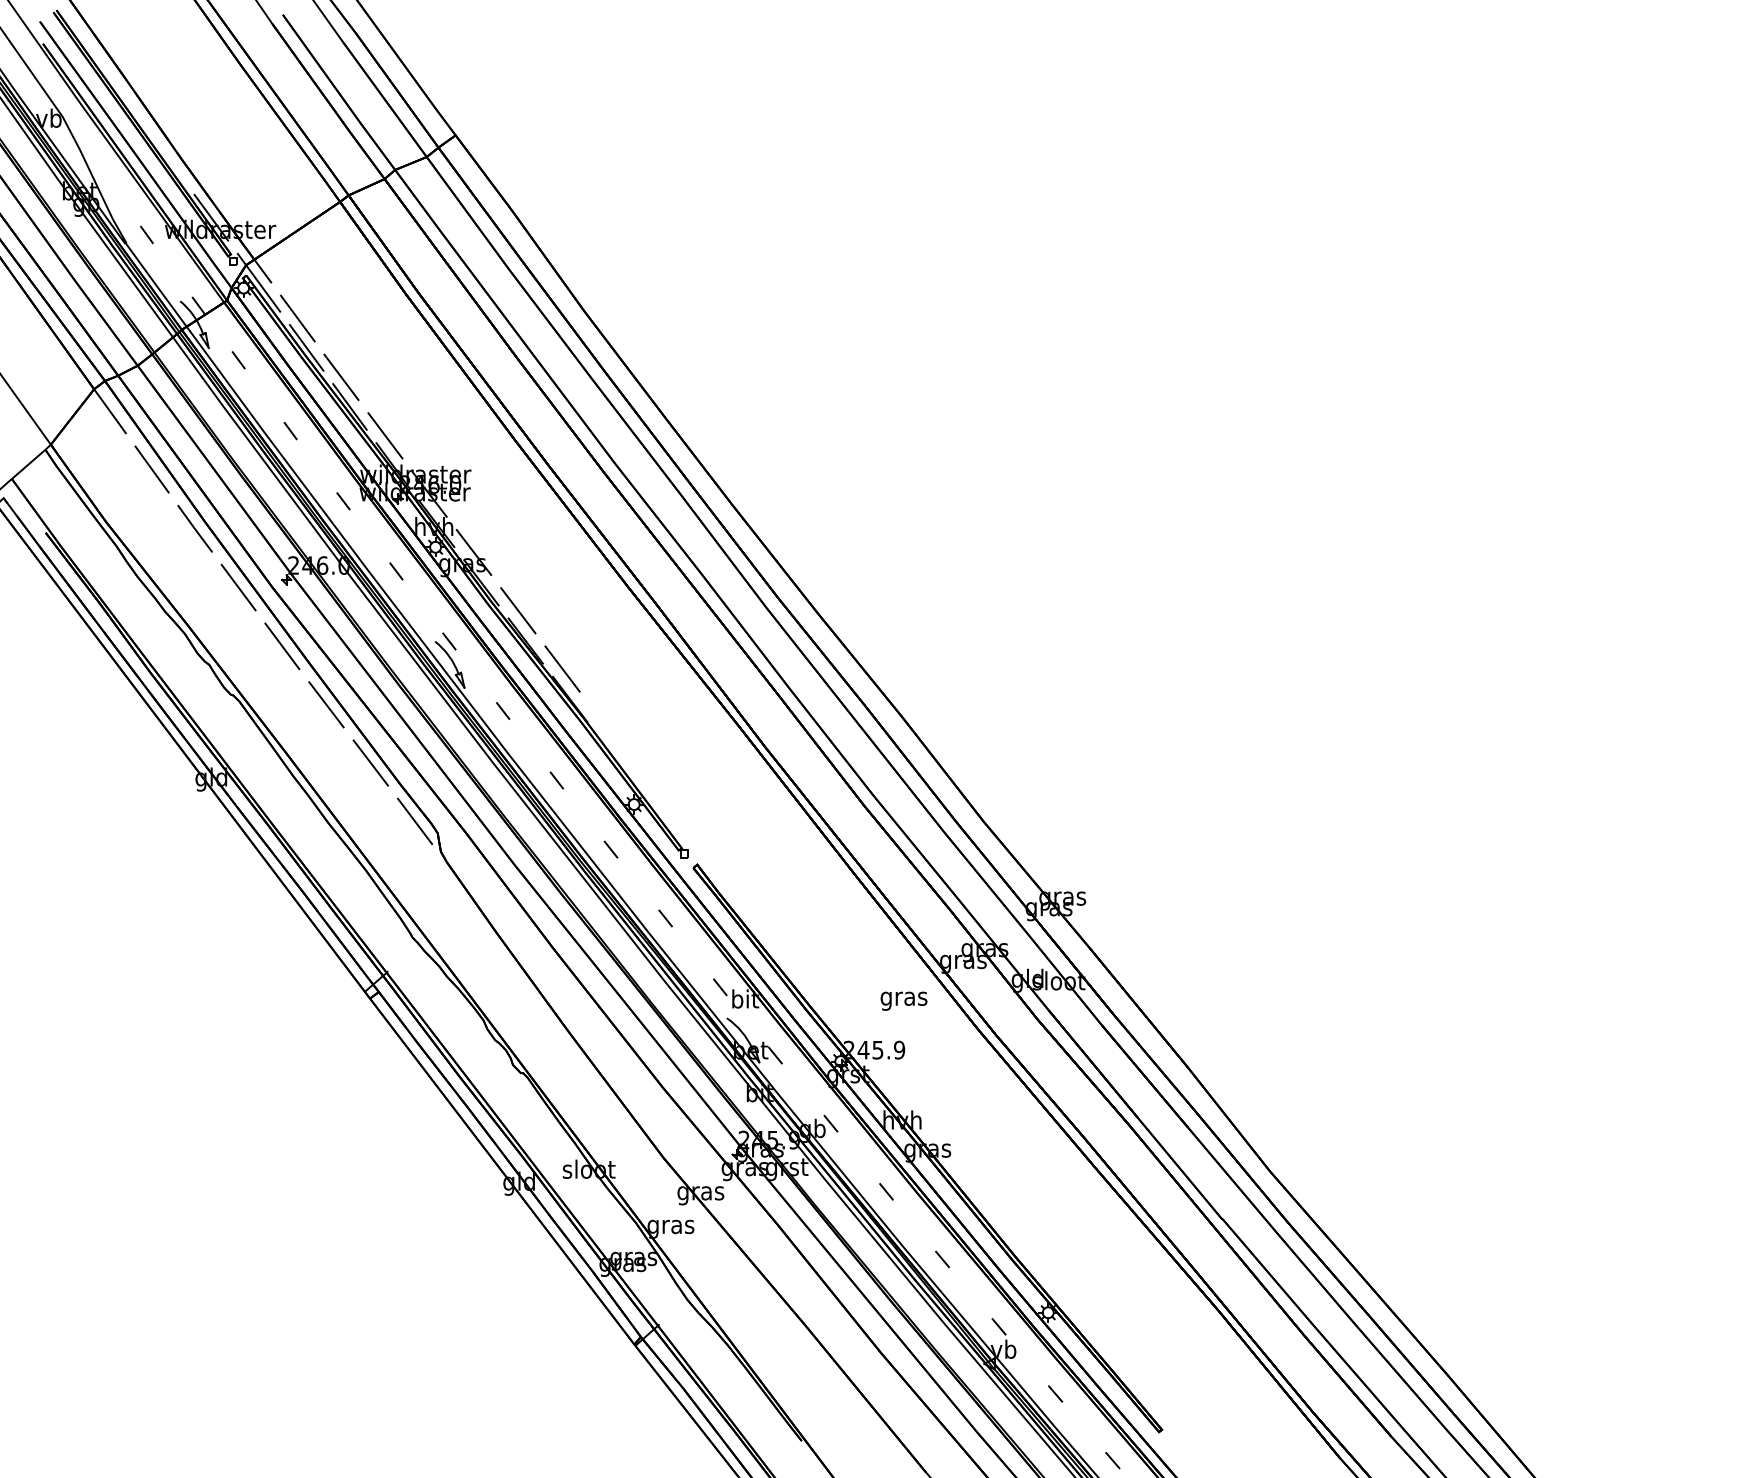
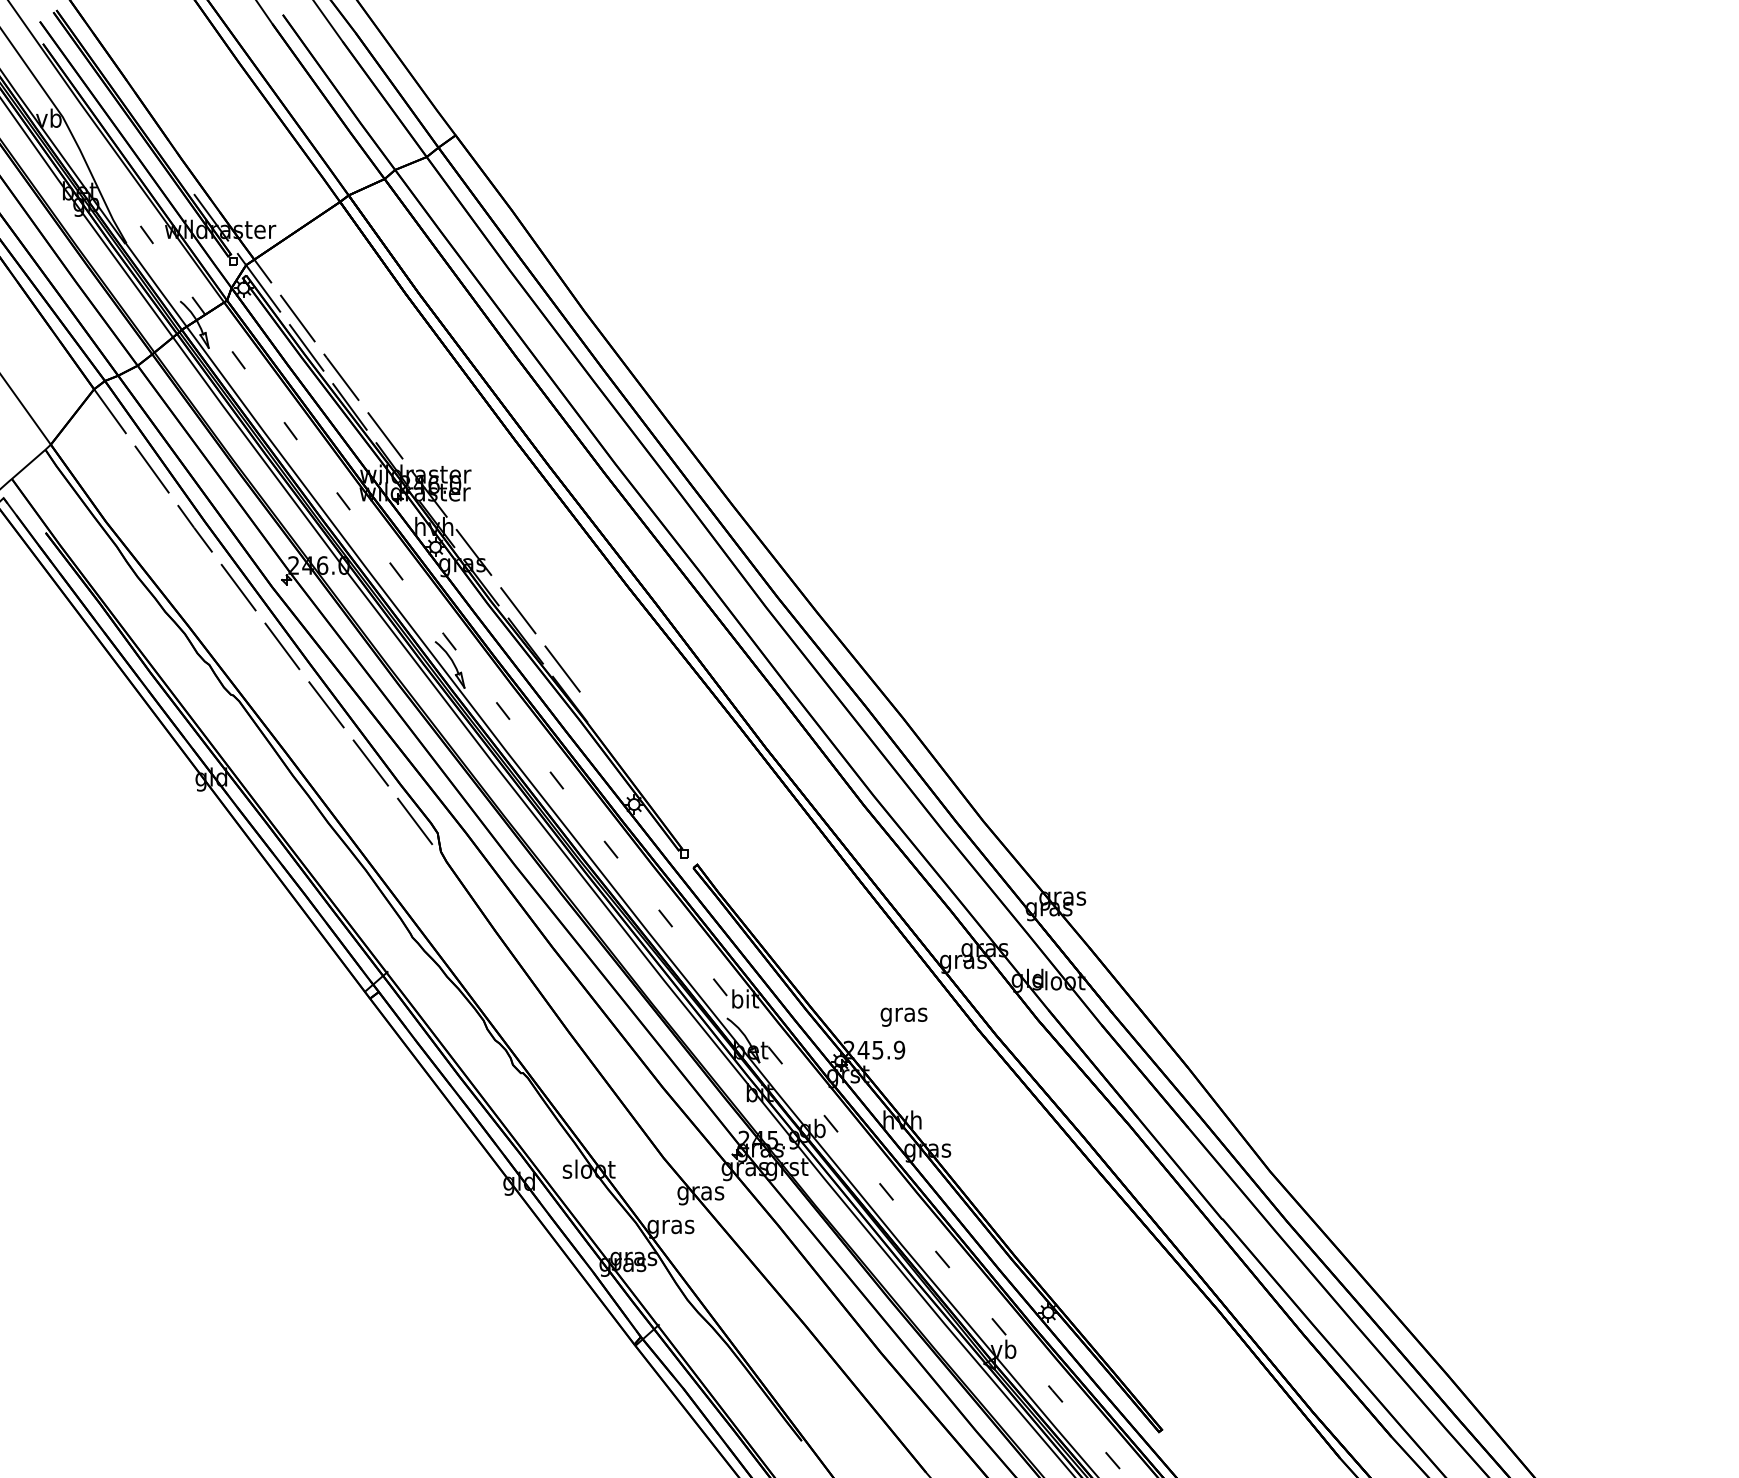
text position: (903, 1000) -> (903, 1016) (903, 1016)
